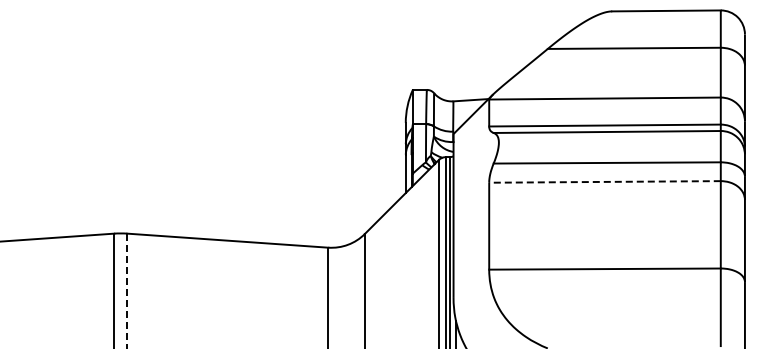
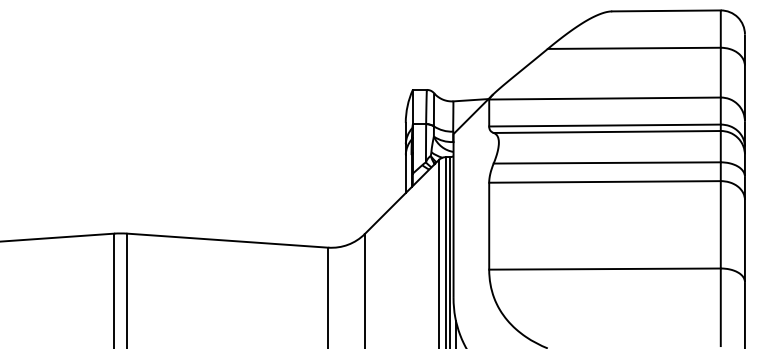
line: dashed -> solid (605, 181)
line: dashed -> solid (127, 291)
